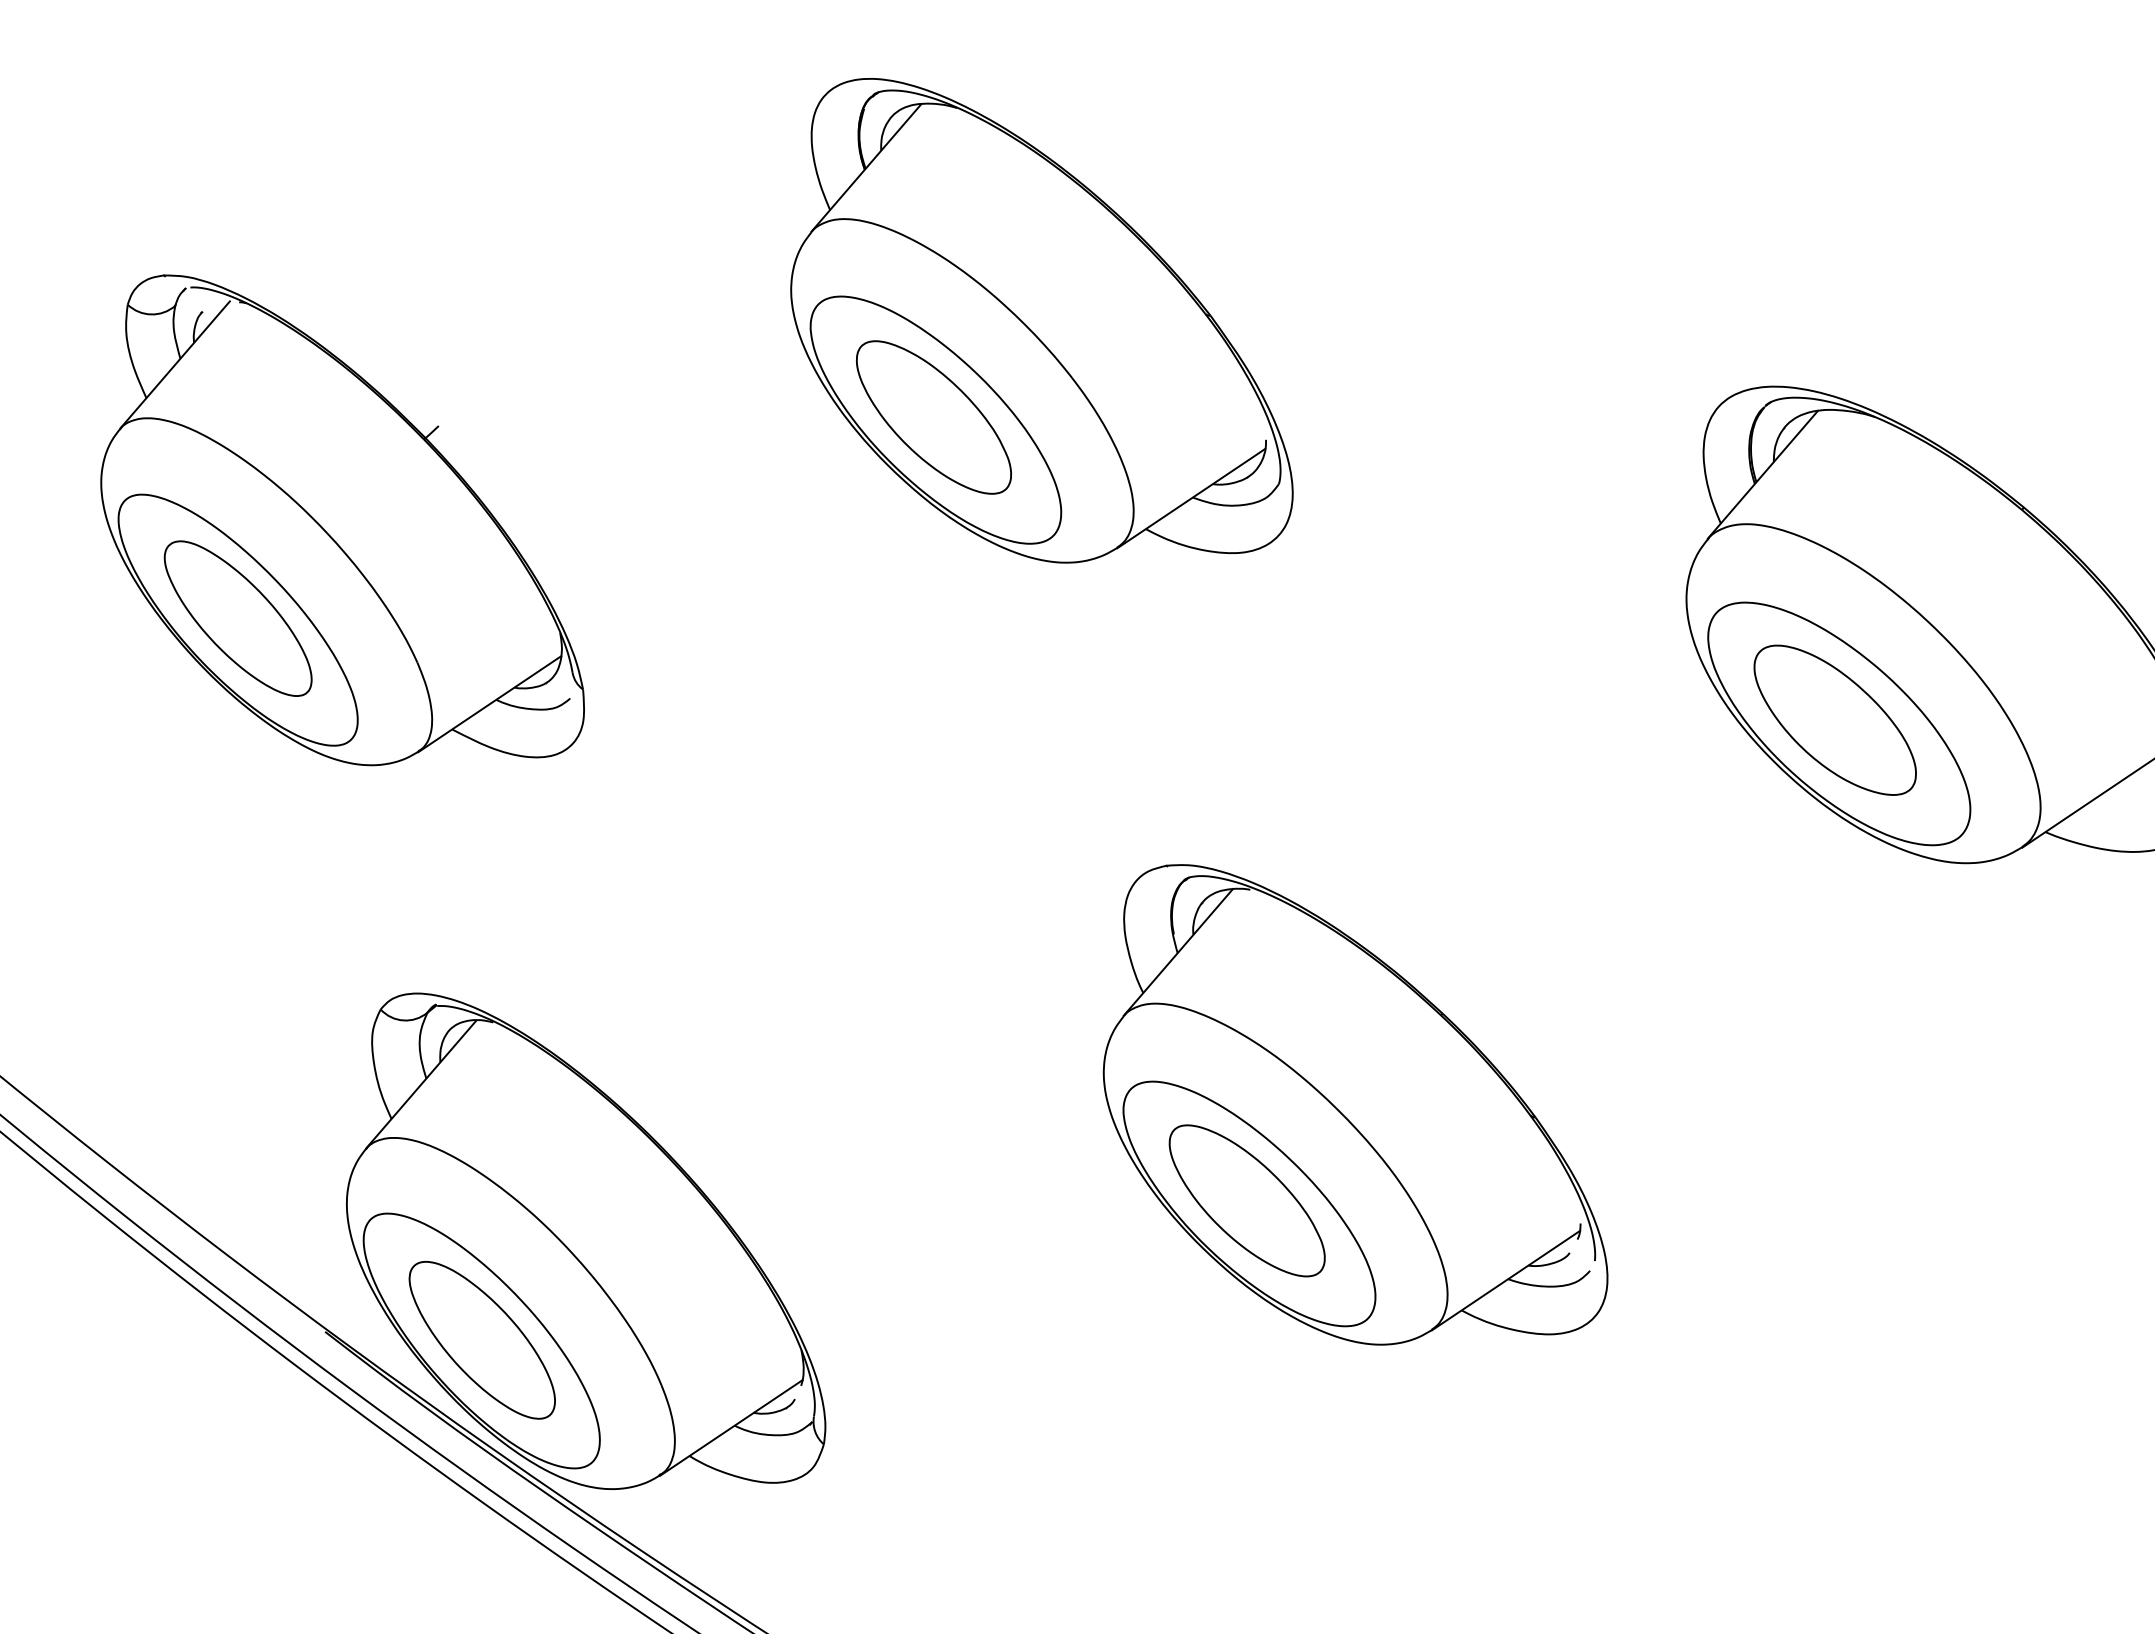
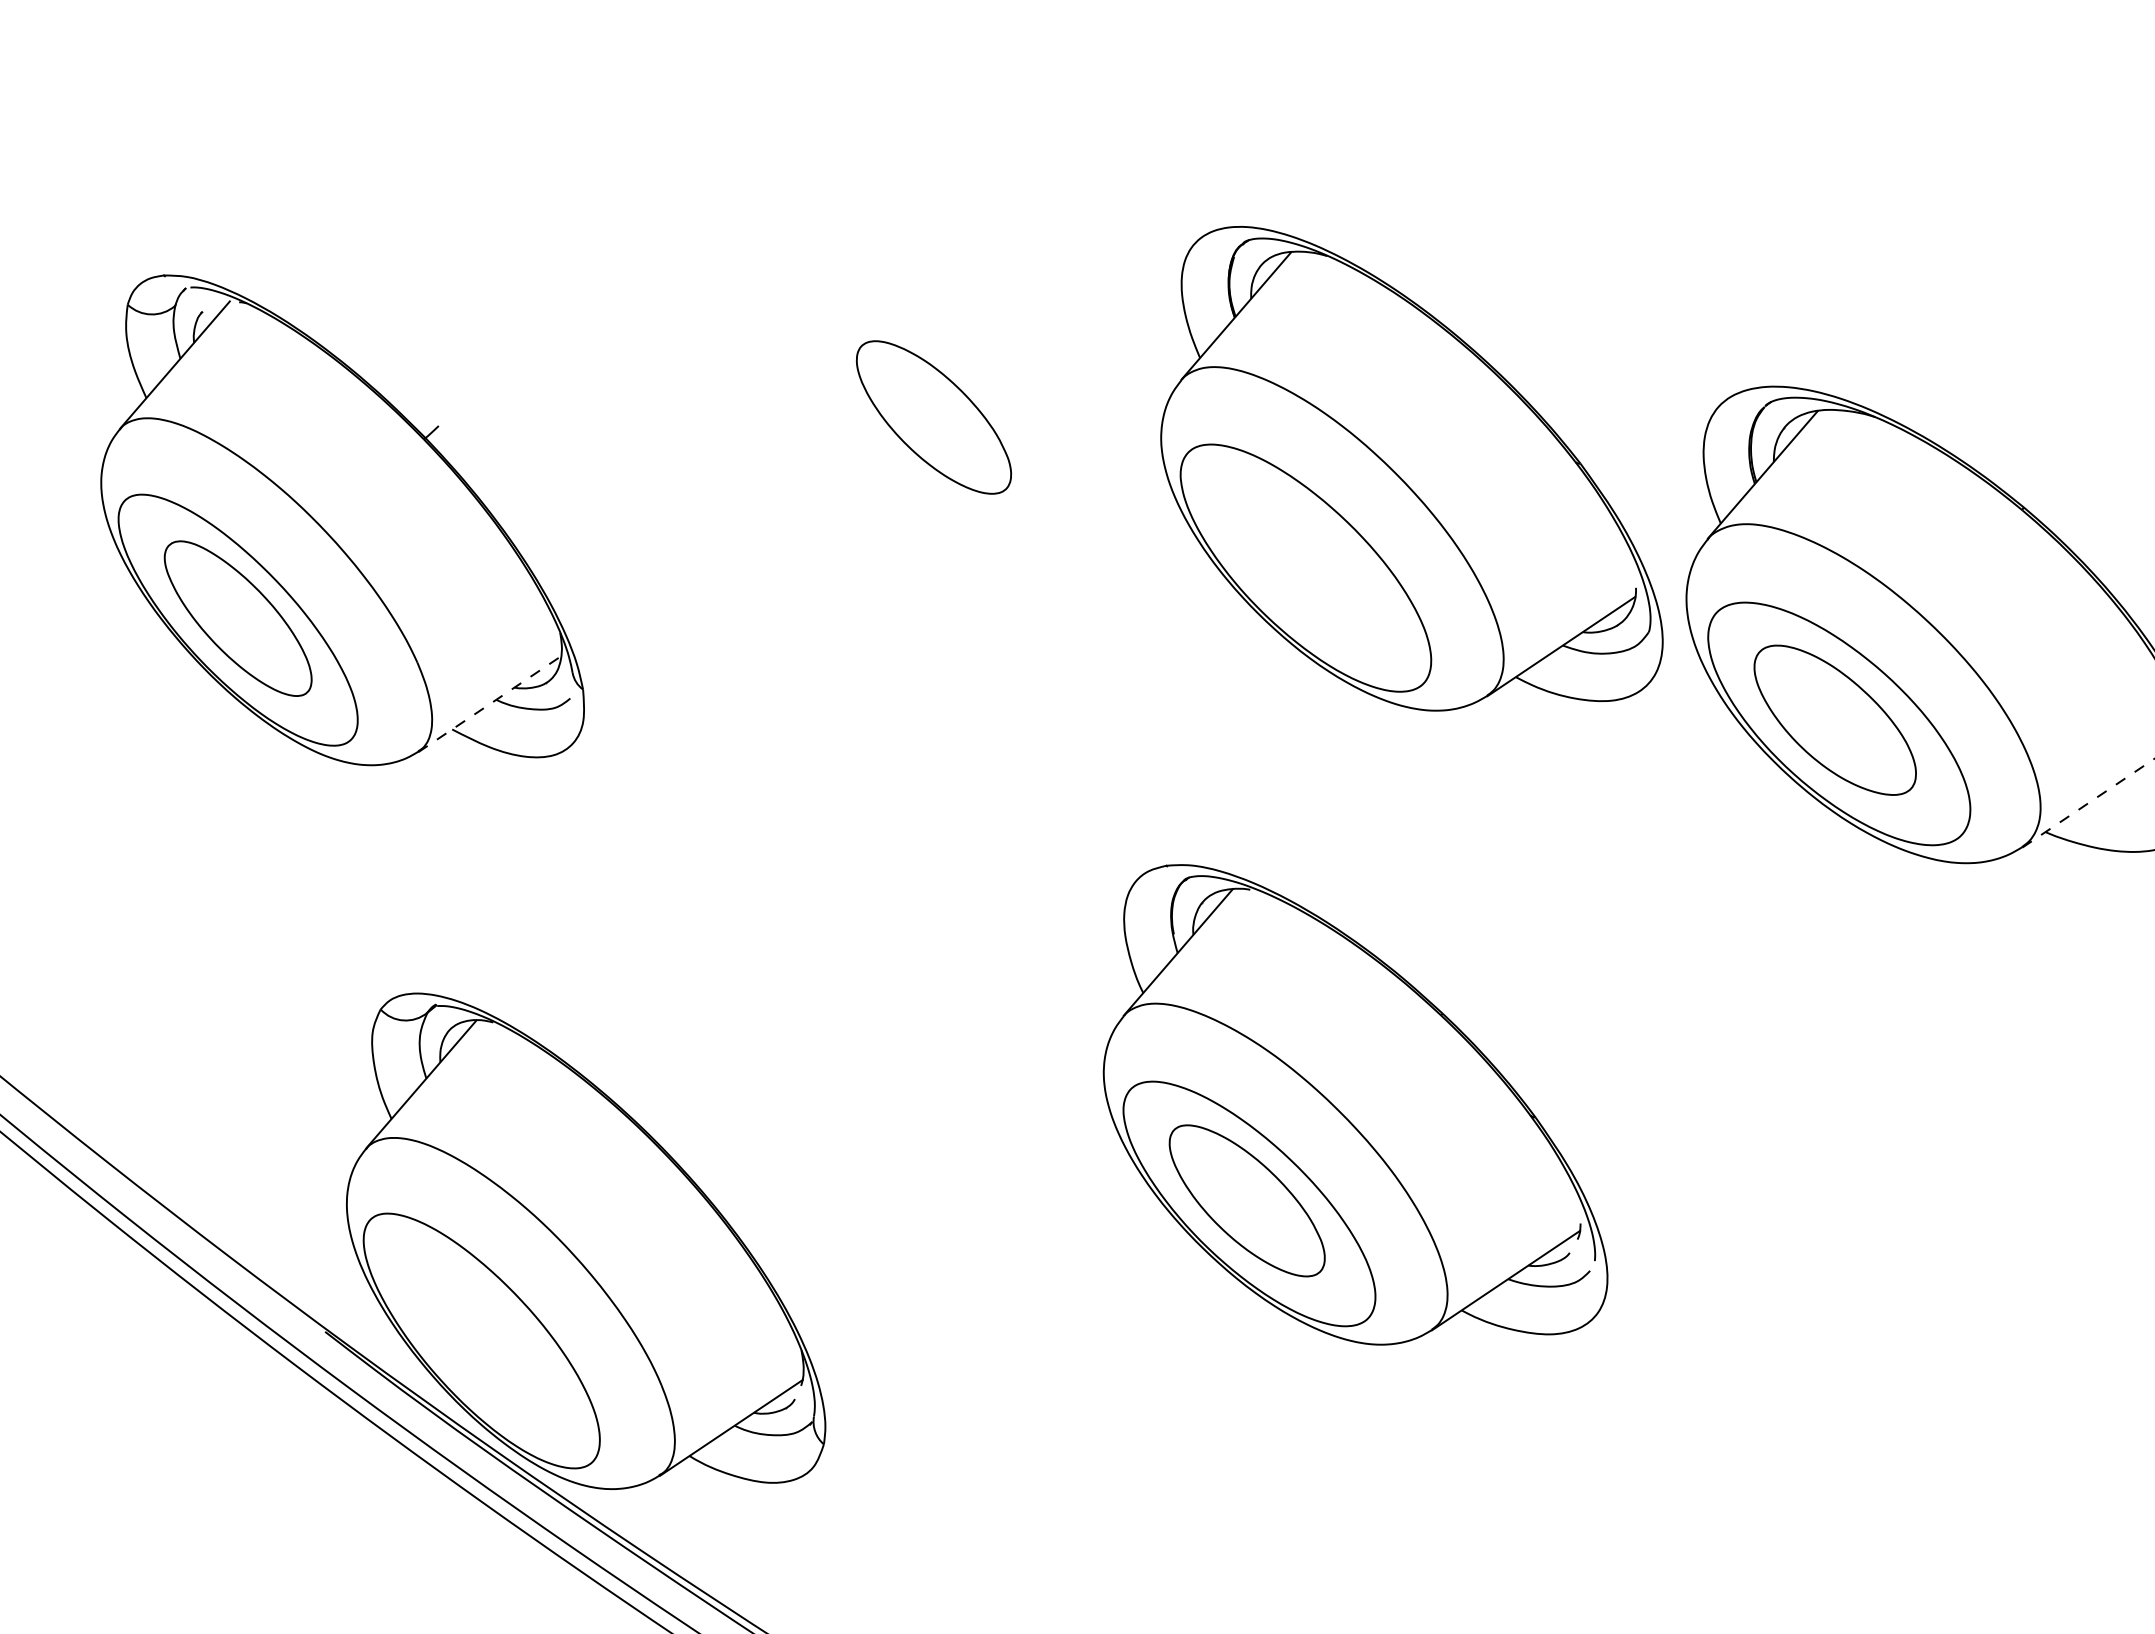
part position: (1041, 320) -> (1411, 468) (1411, 468)
line: solid -> dashed (490, 703)
line: solid -> dashed (2088, 803)
part: present -> none (481, 1340)
